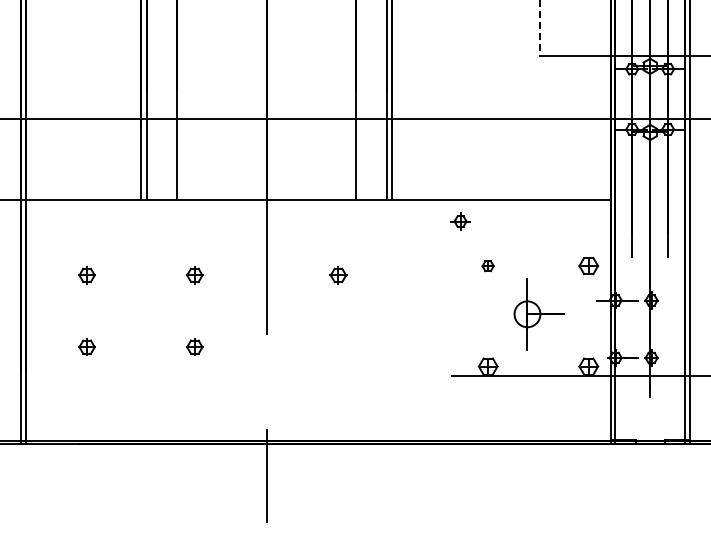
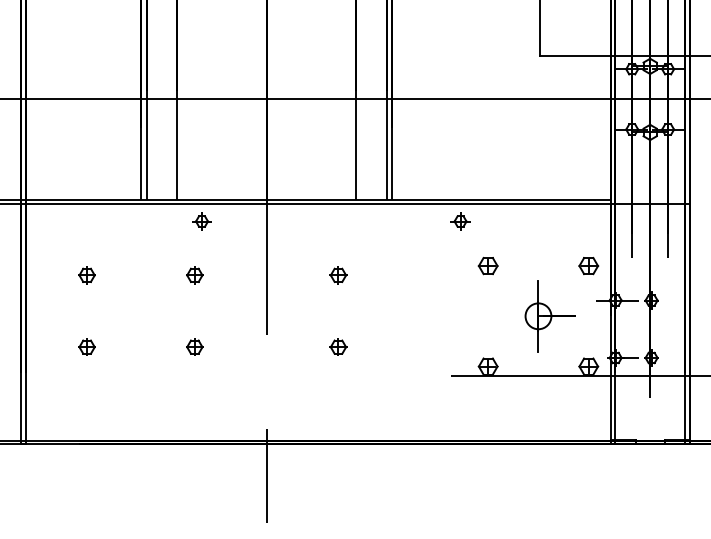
line: dashed -> solid (540, 28)
line position: (354, 119) -> (354, 99) (354, 99)
line: none -> present (345, 203)
part: none -> present (201, 221)
part size: 14x12 px -> 22x19 px (487, 266)
part position: (538, 314) -> (549, 316) (549, 316)
part: none -> present (338, 346)
